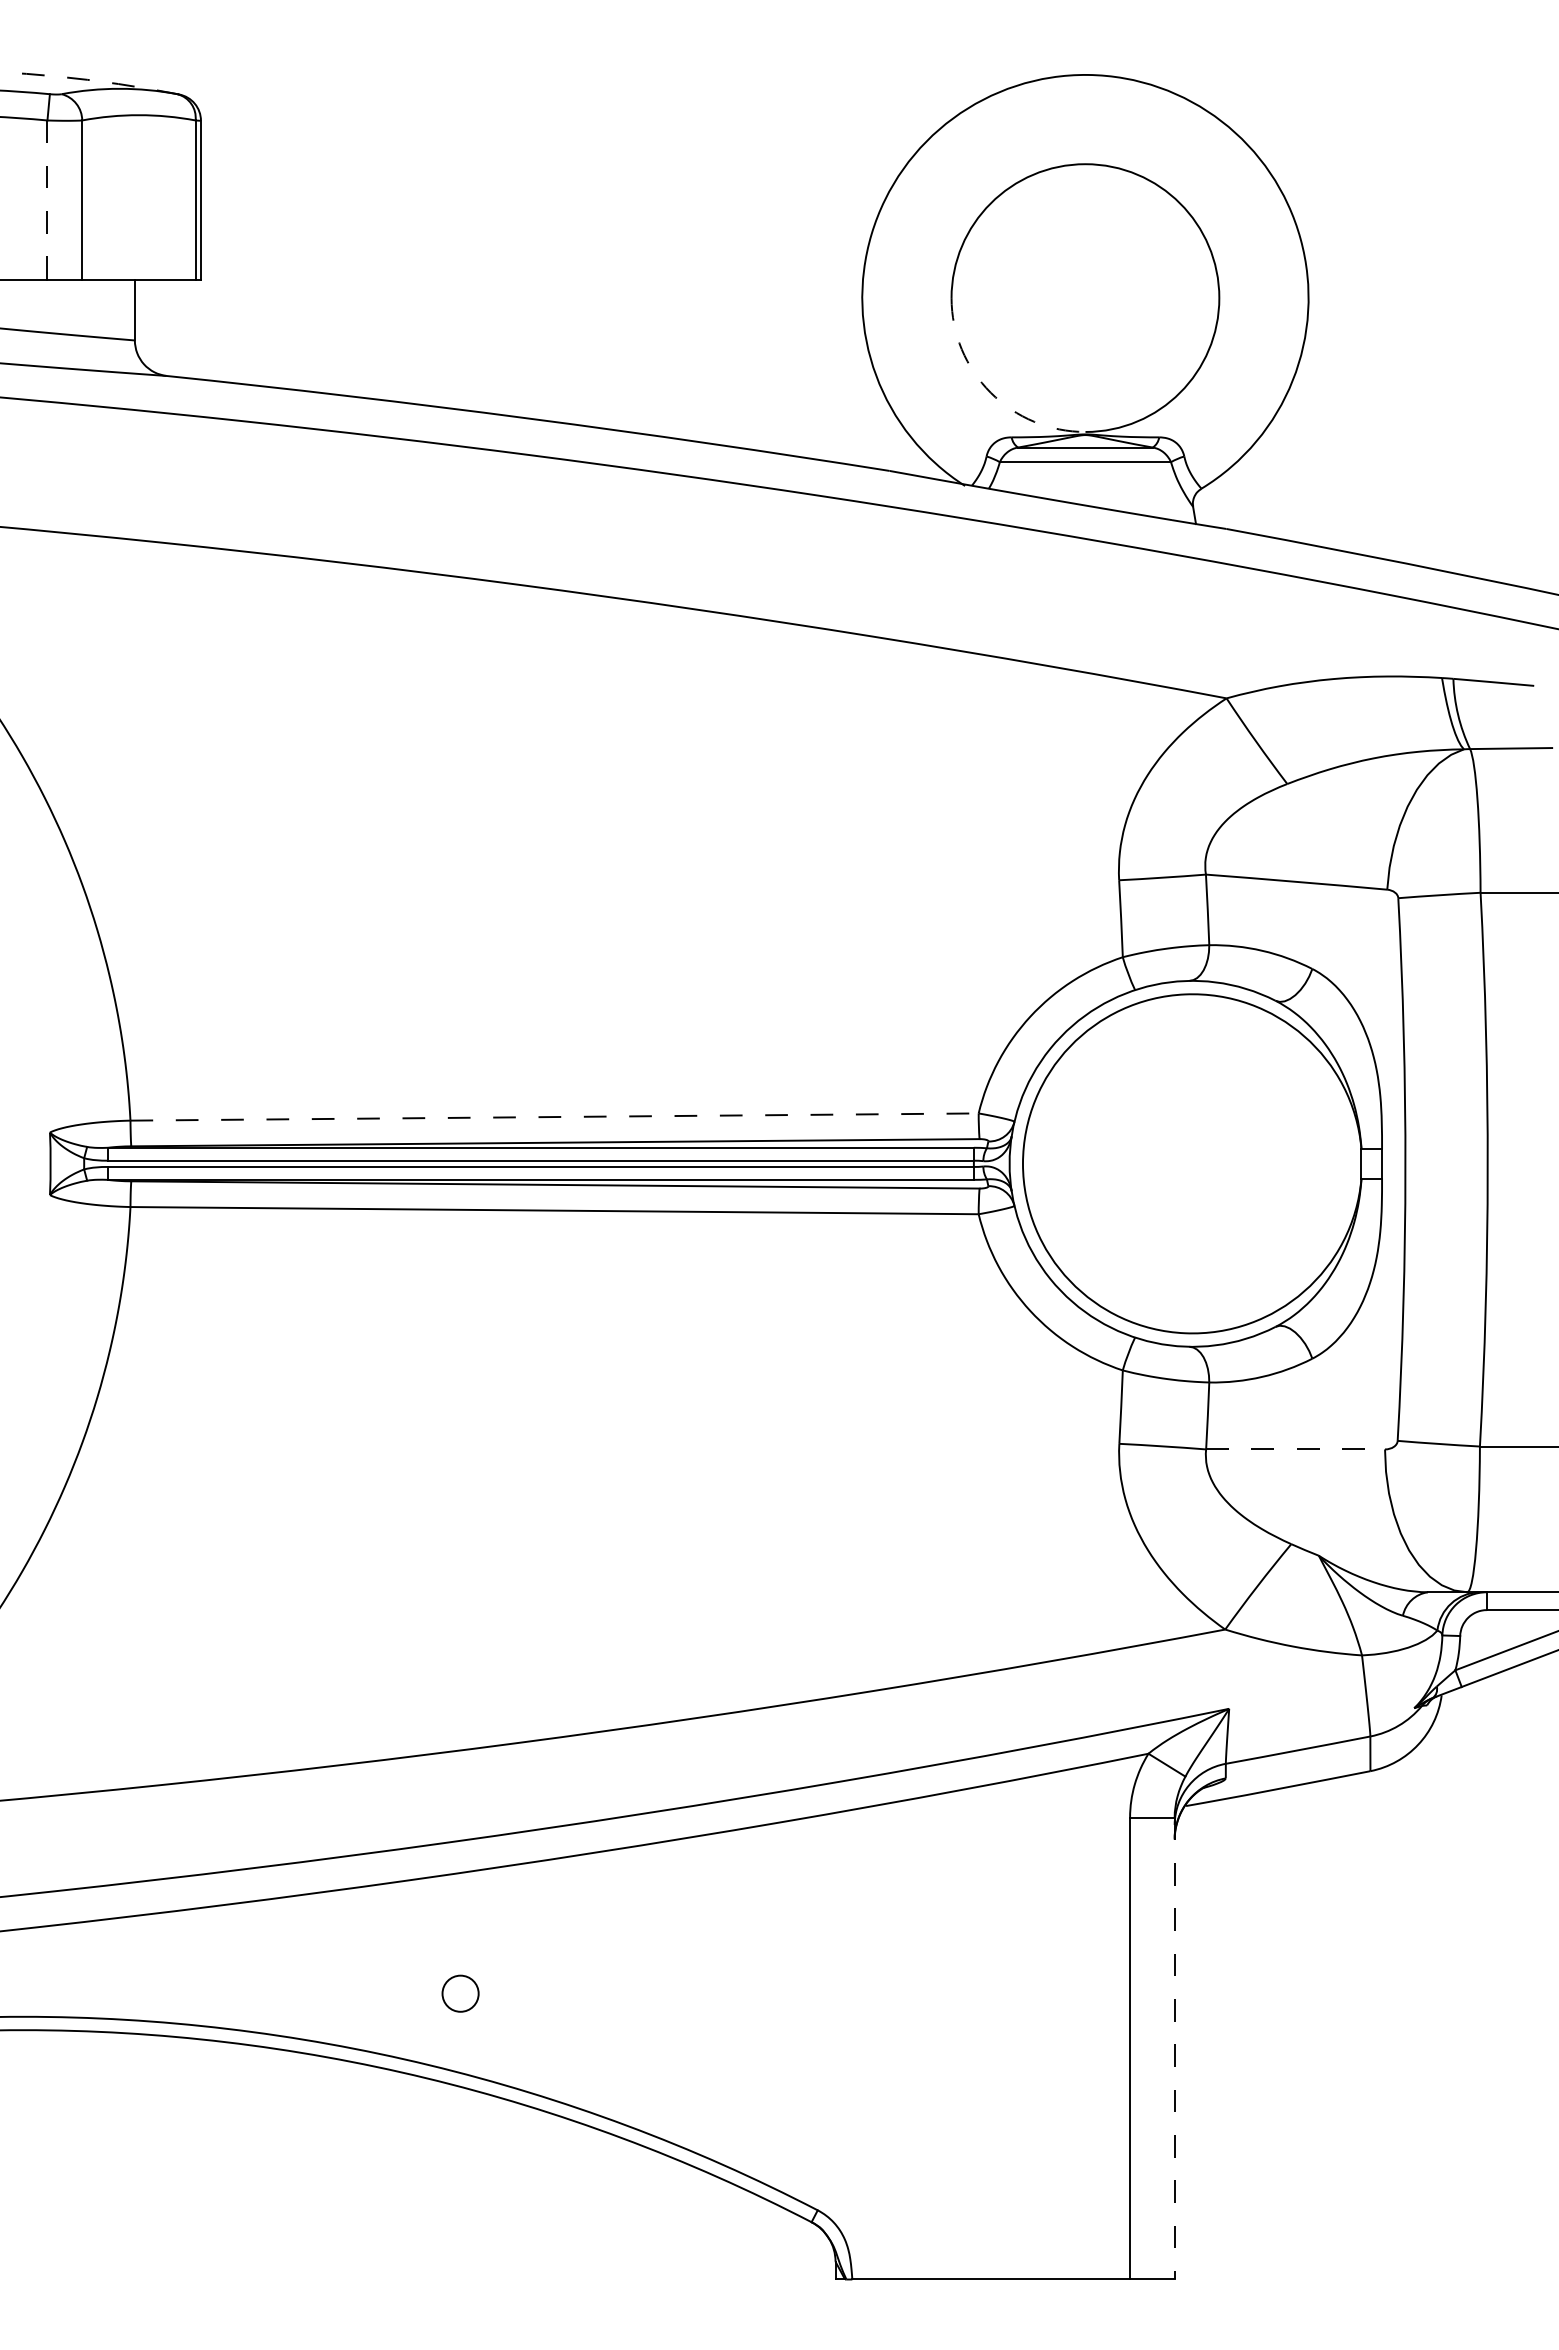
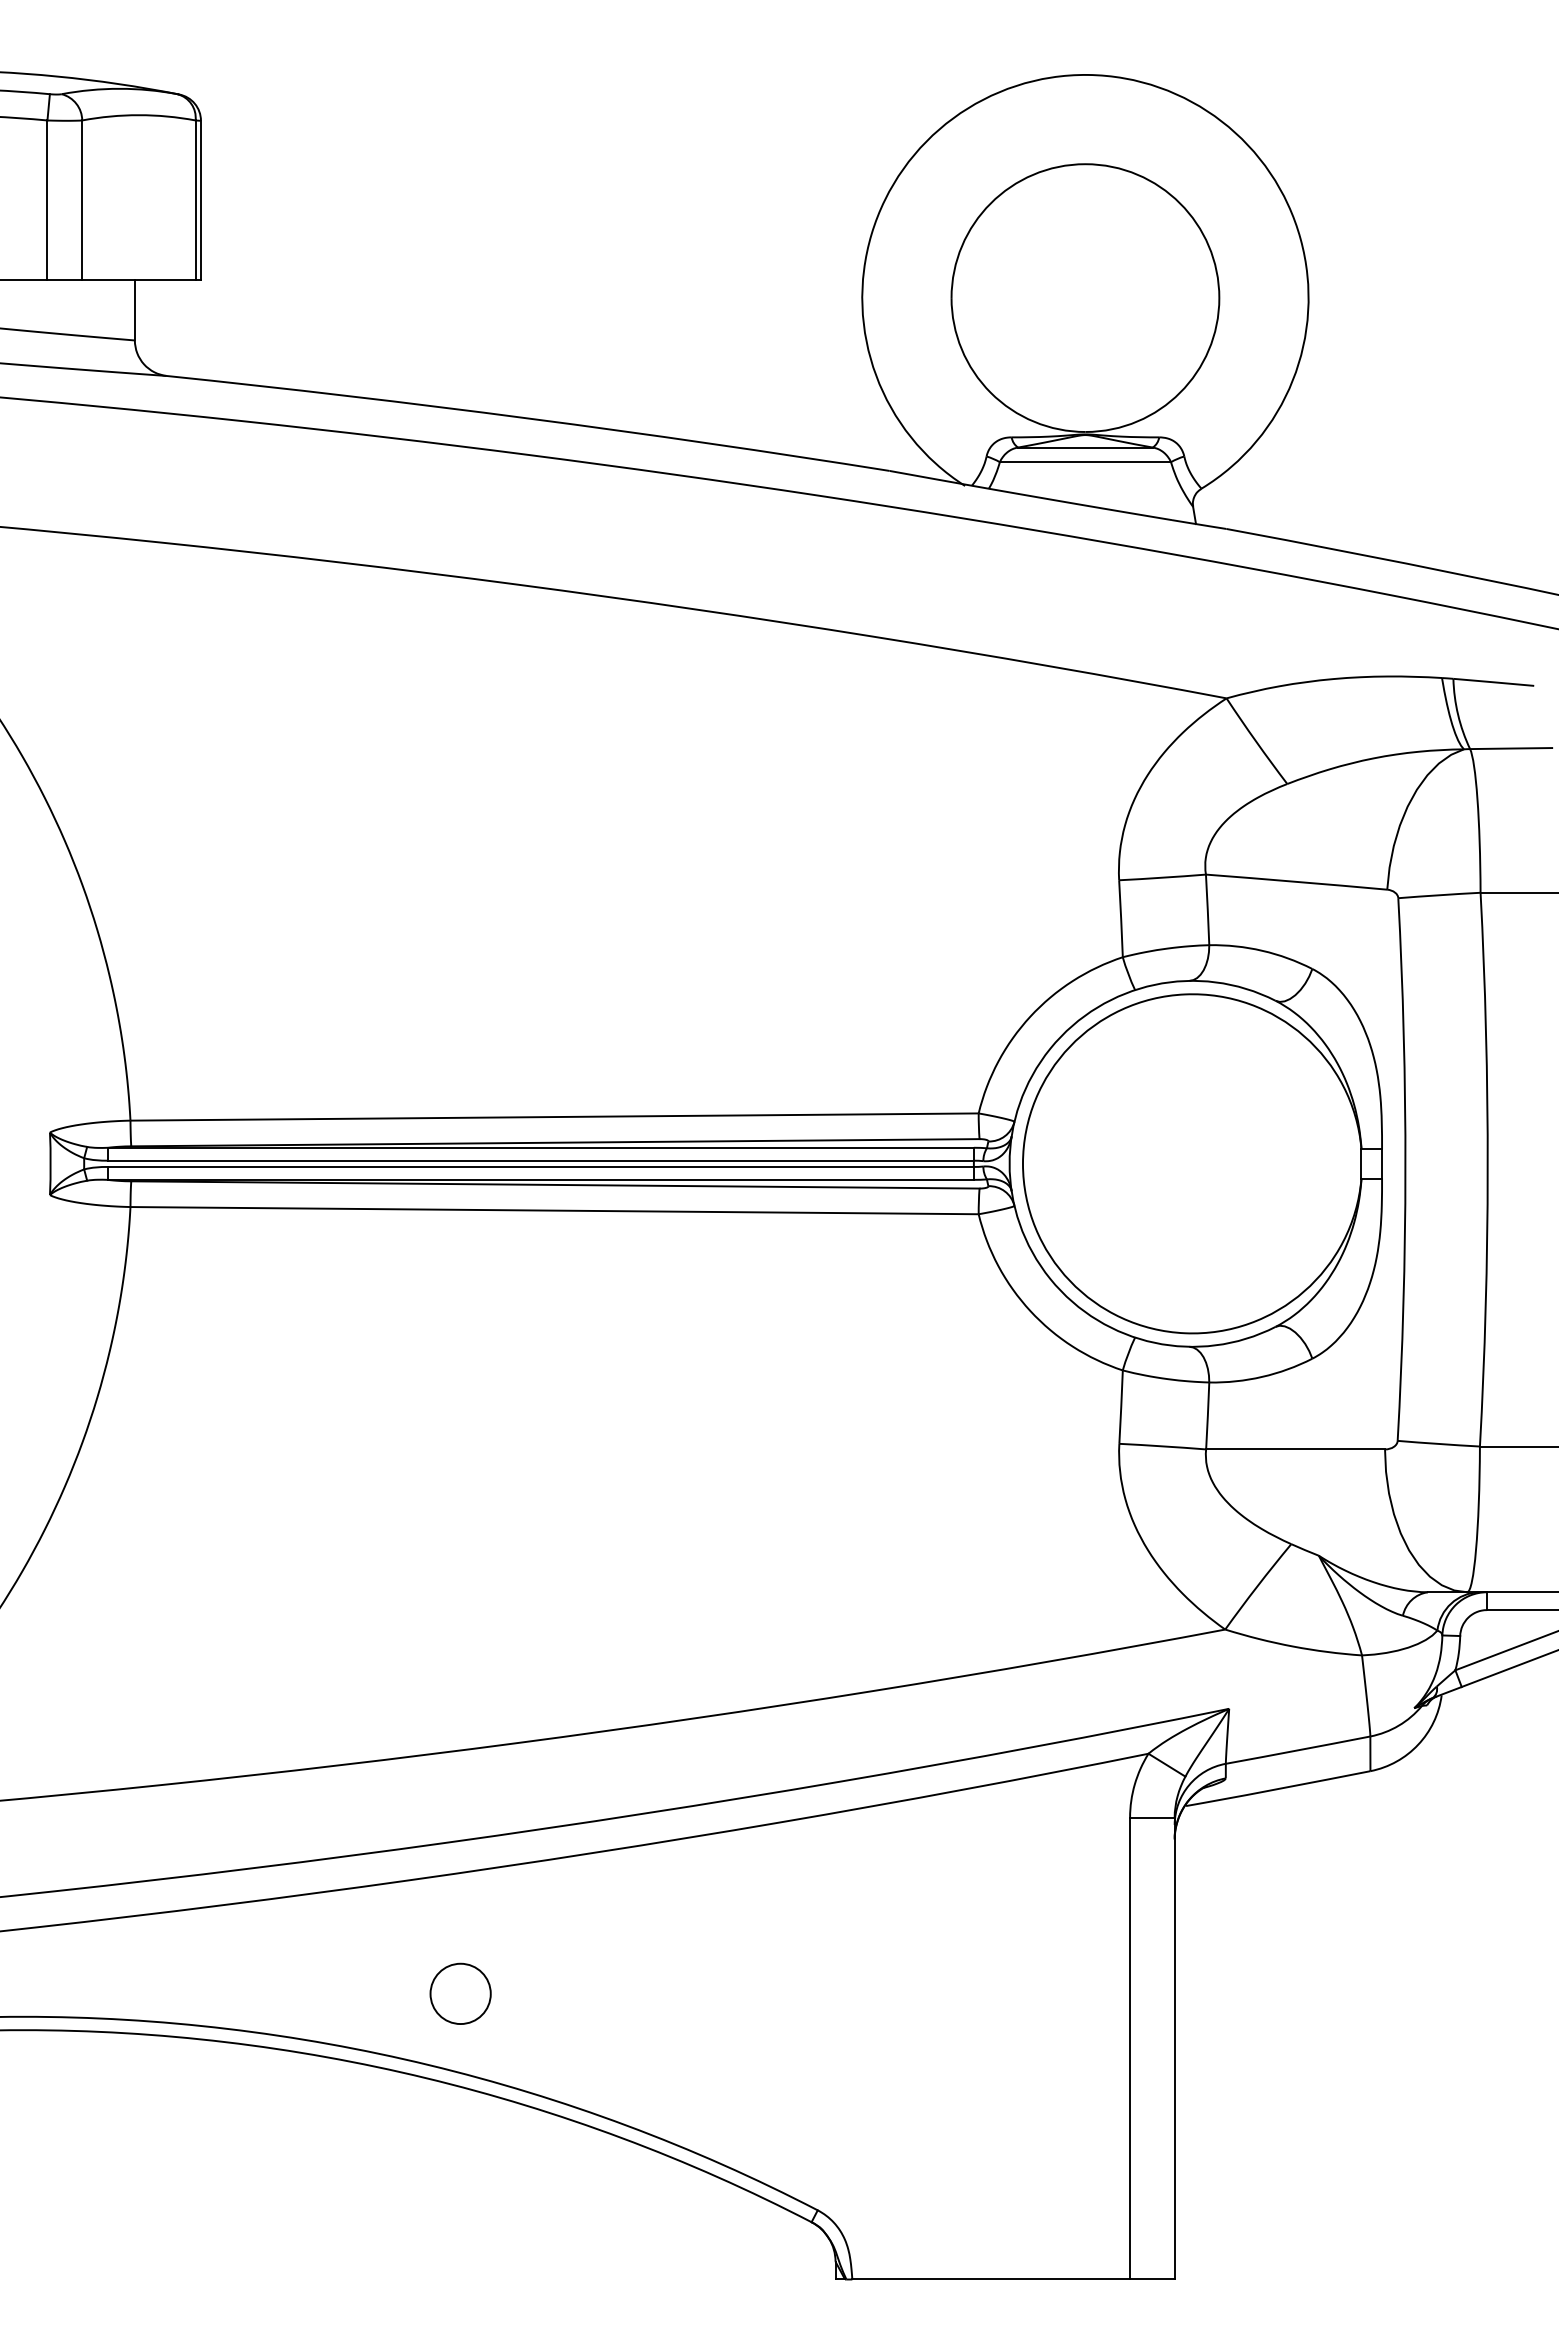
arc: dashed -> solid (89, 80)
line: dashed -> solid (47, 200)
arc: dashed -> solid (990, 392)
line: dashed -> solid (552, 1117)
line: dashed -> solid (1296, 1449)
circle size: 39x39 px -> 63x63 px (460, 1993)
line: dashed -> solid (1174, 2048)
